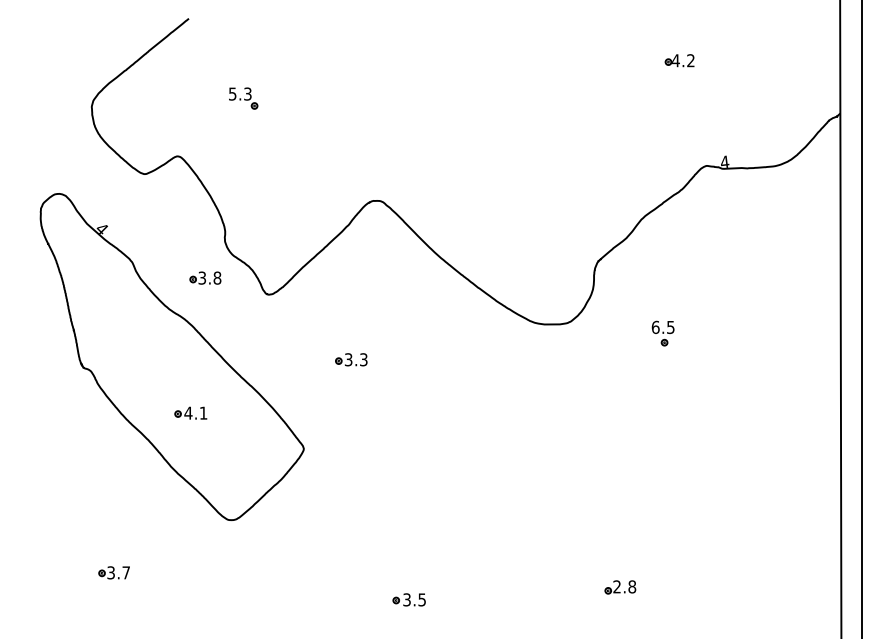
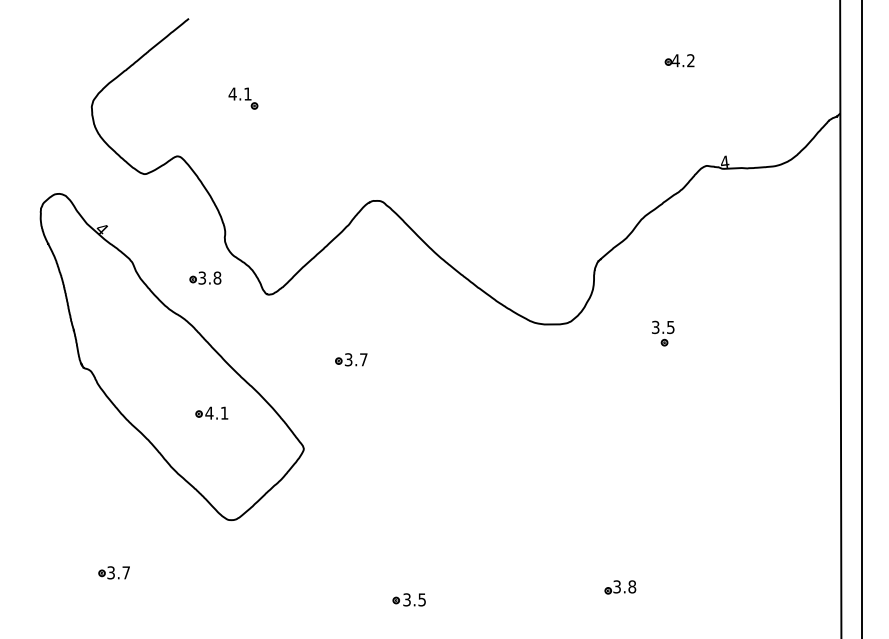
text: 5.3 -> 4.1 (239, 93)
text: 6.5 -> 3.5 (655, 327)
text: 3.3 -> 3.7 (363, 359)
part position: (190, 412) -> (211, 412) (211, 412)
text: 2.8 -> 3.8 (616, 587)
